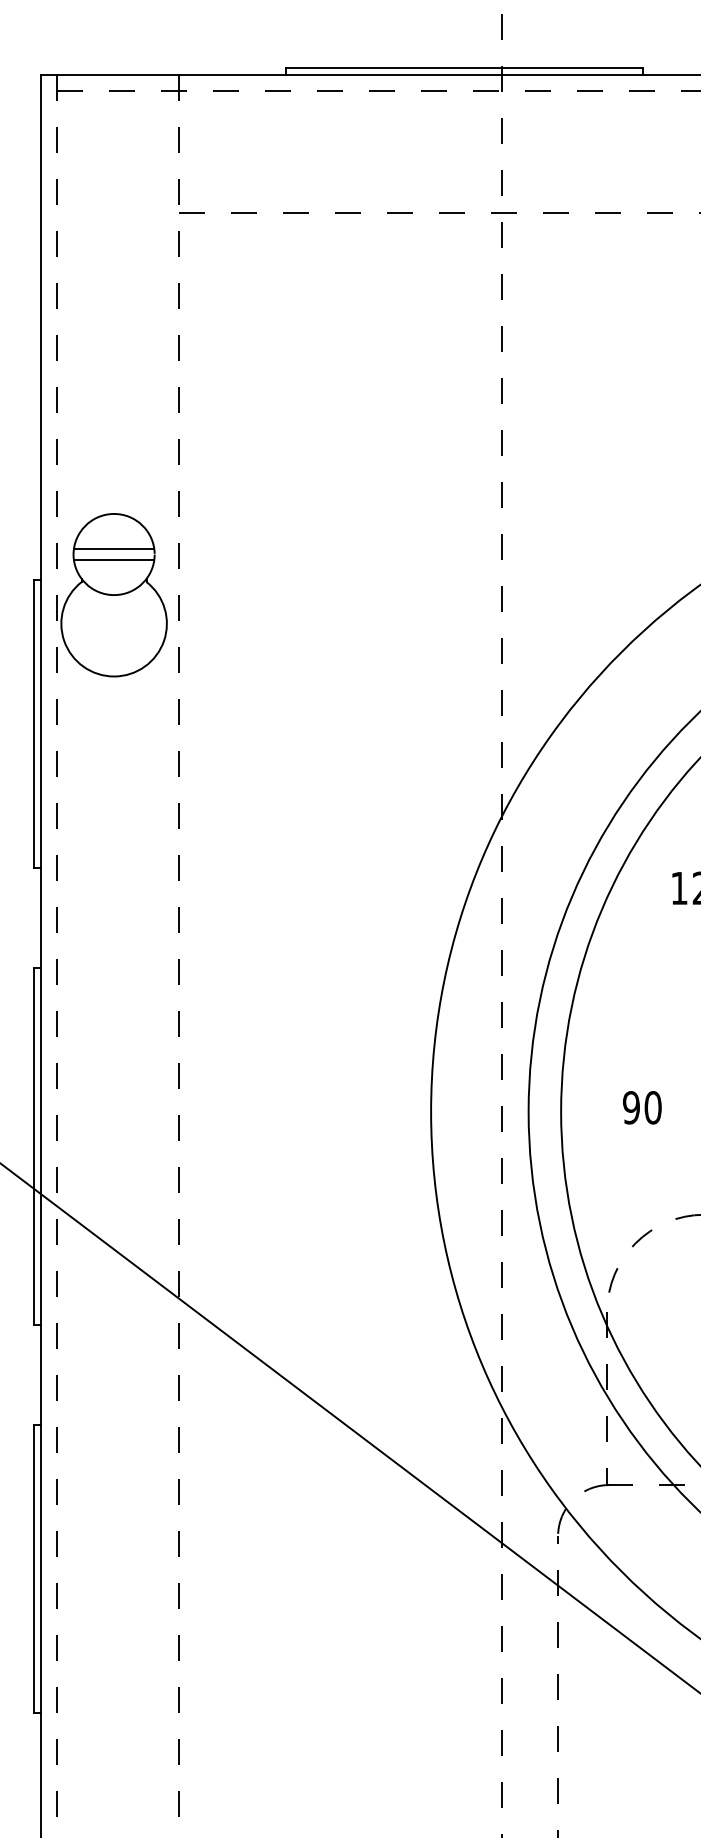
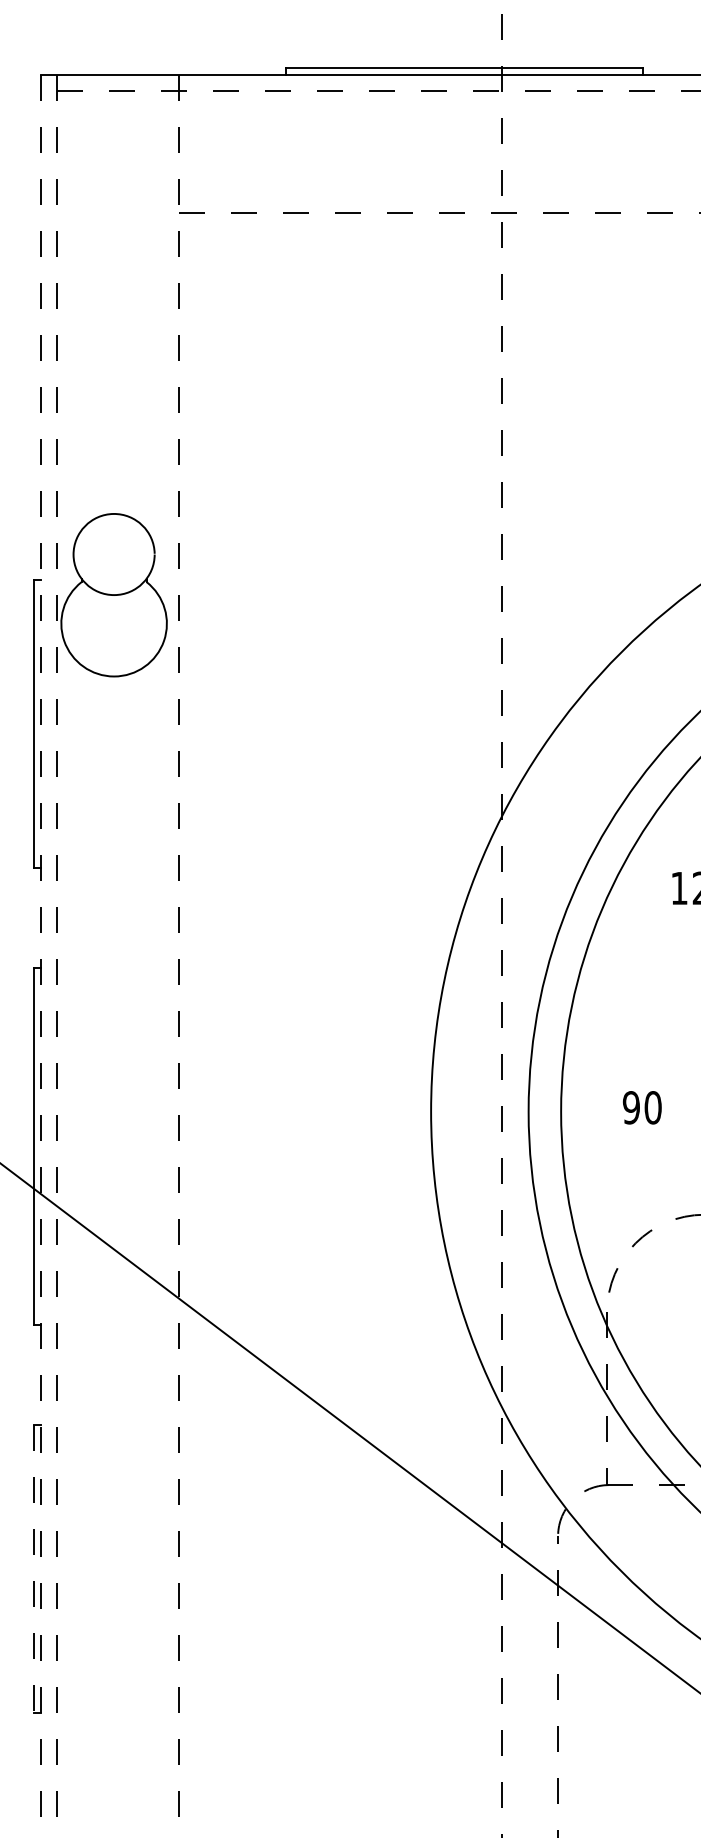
line: present -> none (113, 549)
line: present -> none (113, 559)
line: solid -> dashed (41, 956)
line: solid -> dashed (33, 1569)
